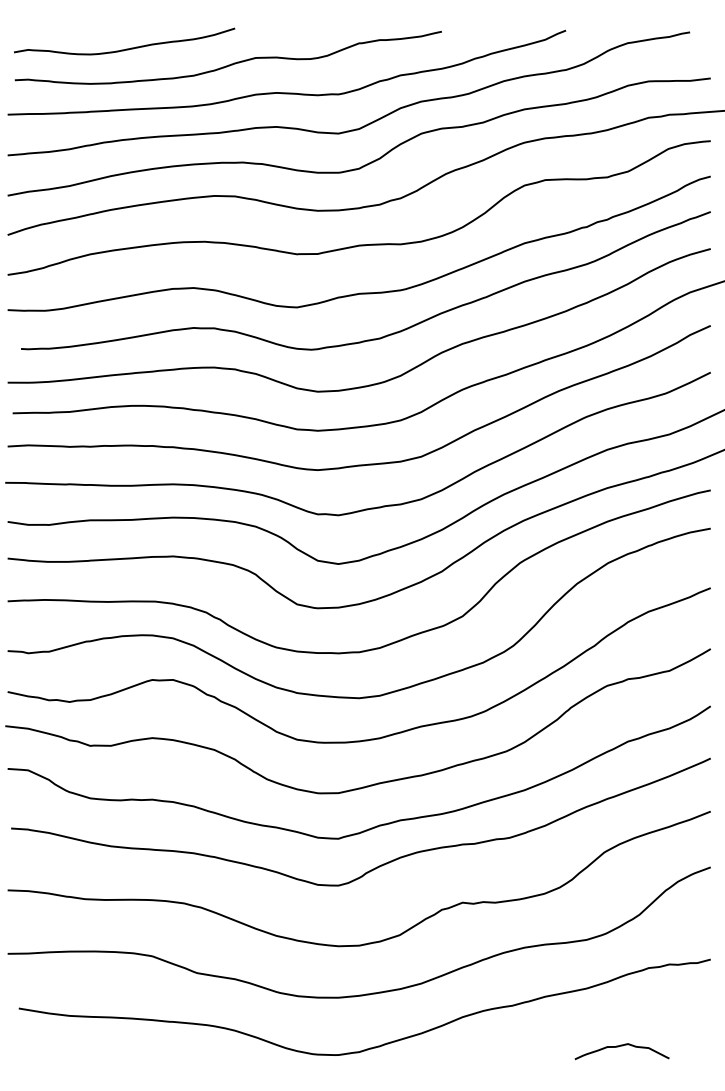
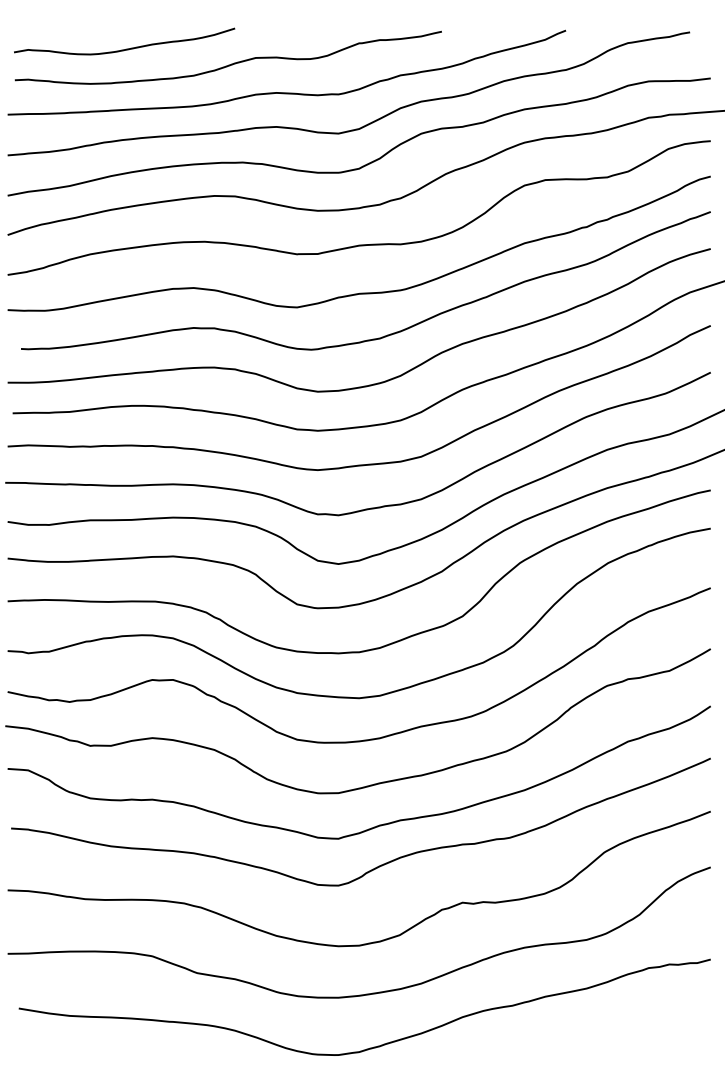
curve: present -> none (621, 1046)
